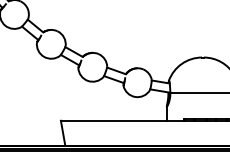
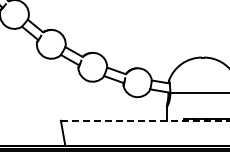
line: solid -> dashed (145, 120)
